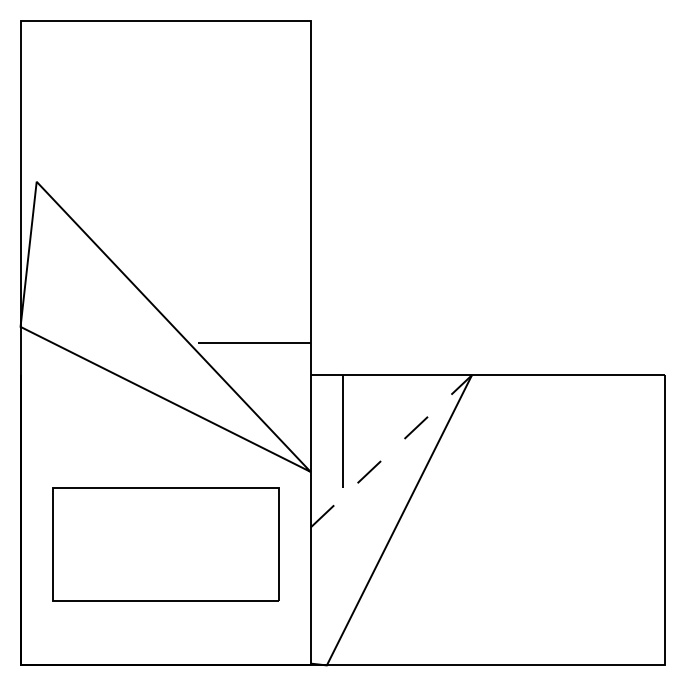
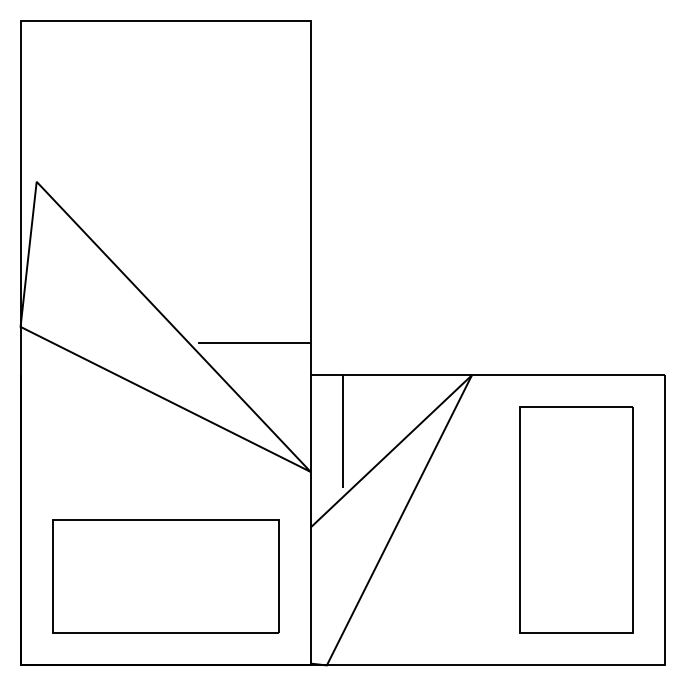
line: dashed -> solid (391, 451)
part: none -> present (576, 519)
part position: (165, 544) -> (165, 576) (165, 576)
